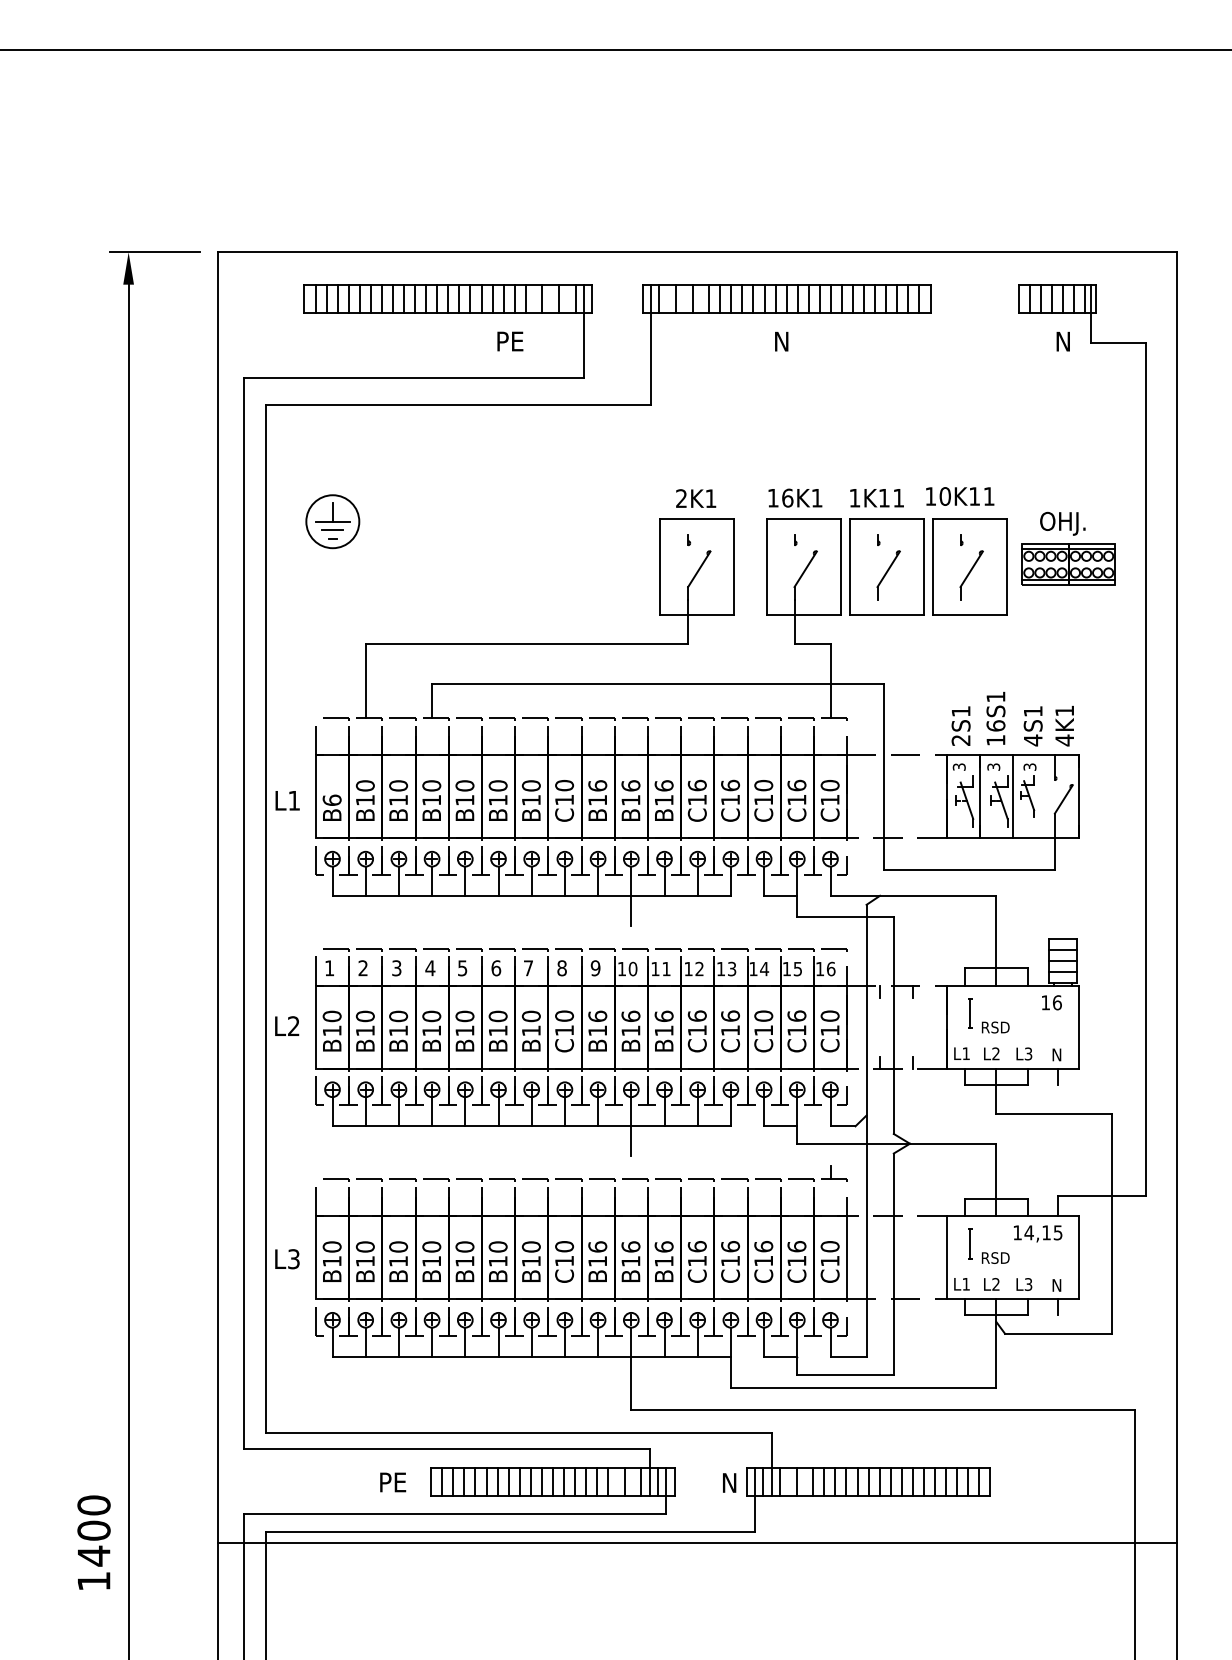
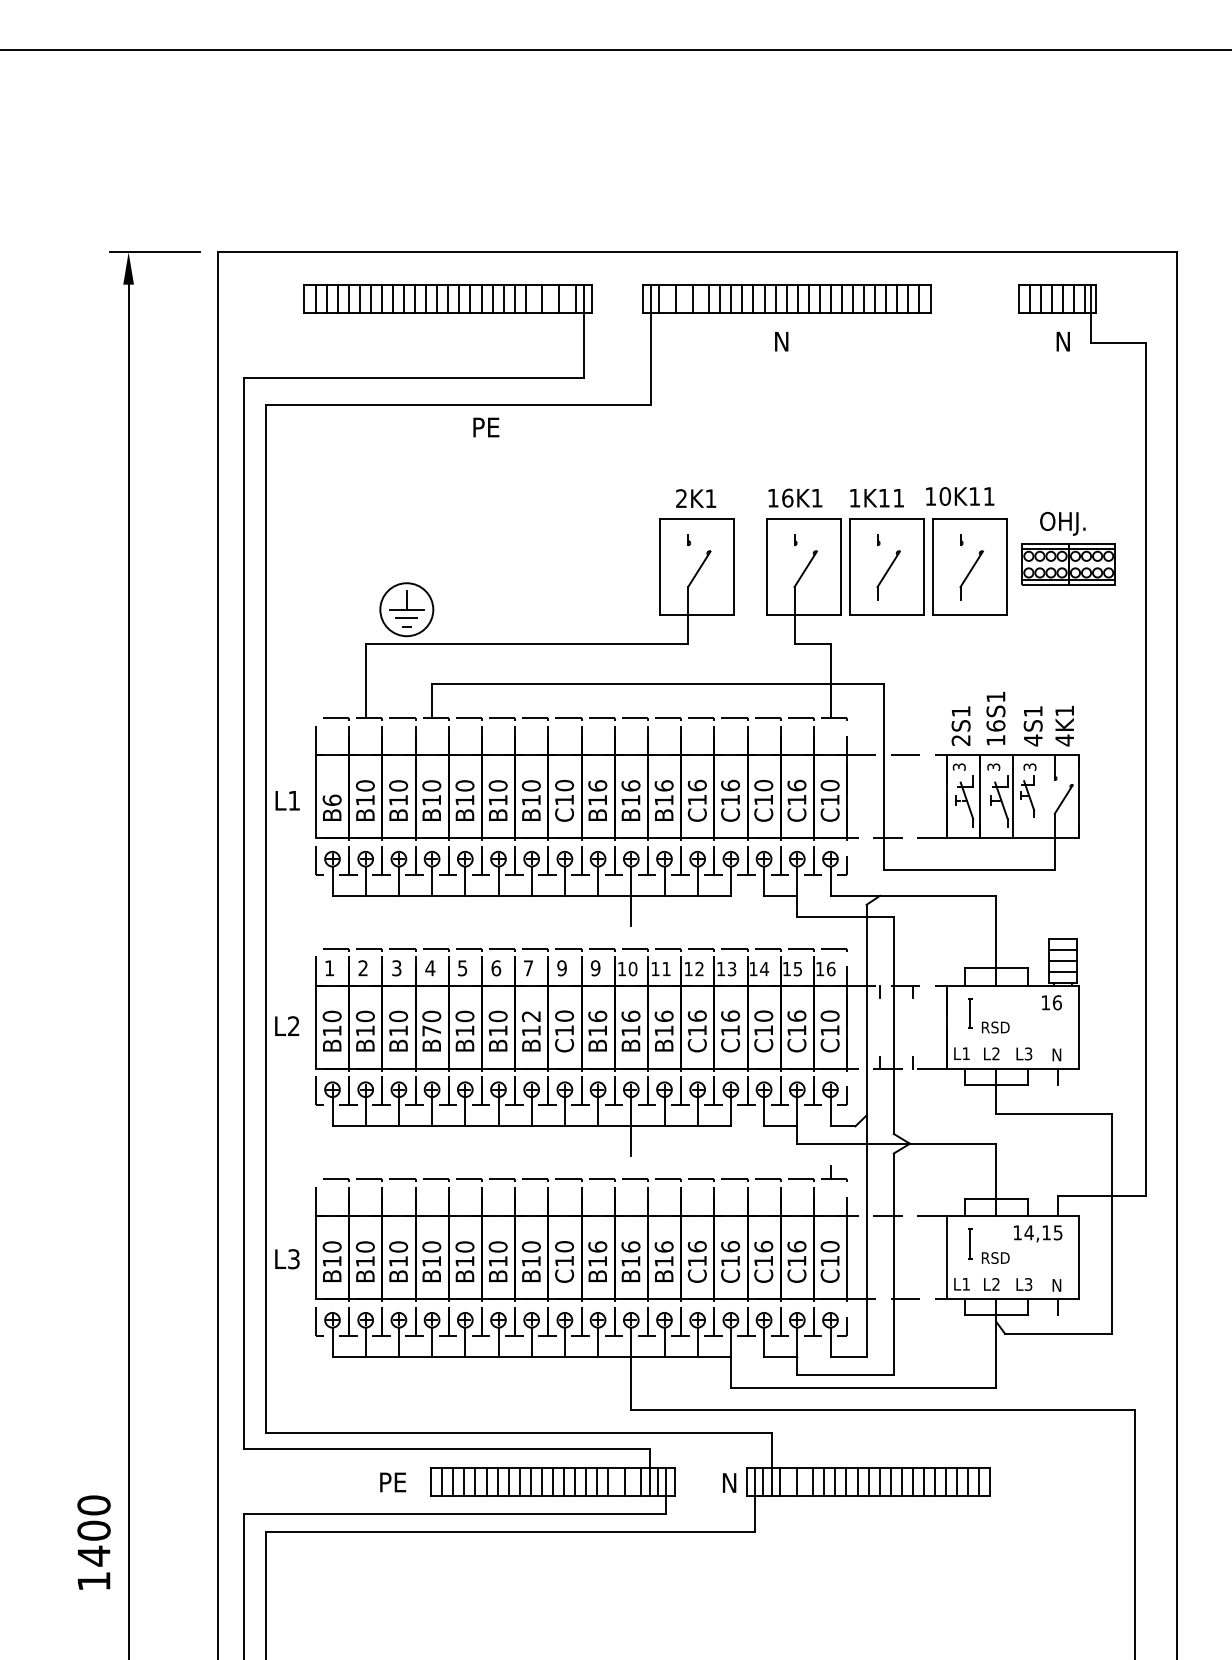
text position: (510, 341) -> (486, 427) (486, 427)
part position: (332, 521) -> (406, 609) (406, 609)
text: 8 -> 9 (561, 968)
text: B10 -> B12 (530, 1016)
text: B10 -> B70 (431, 1030)
line: present -> none (697, 1543)
